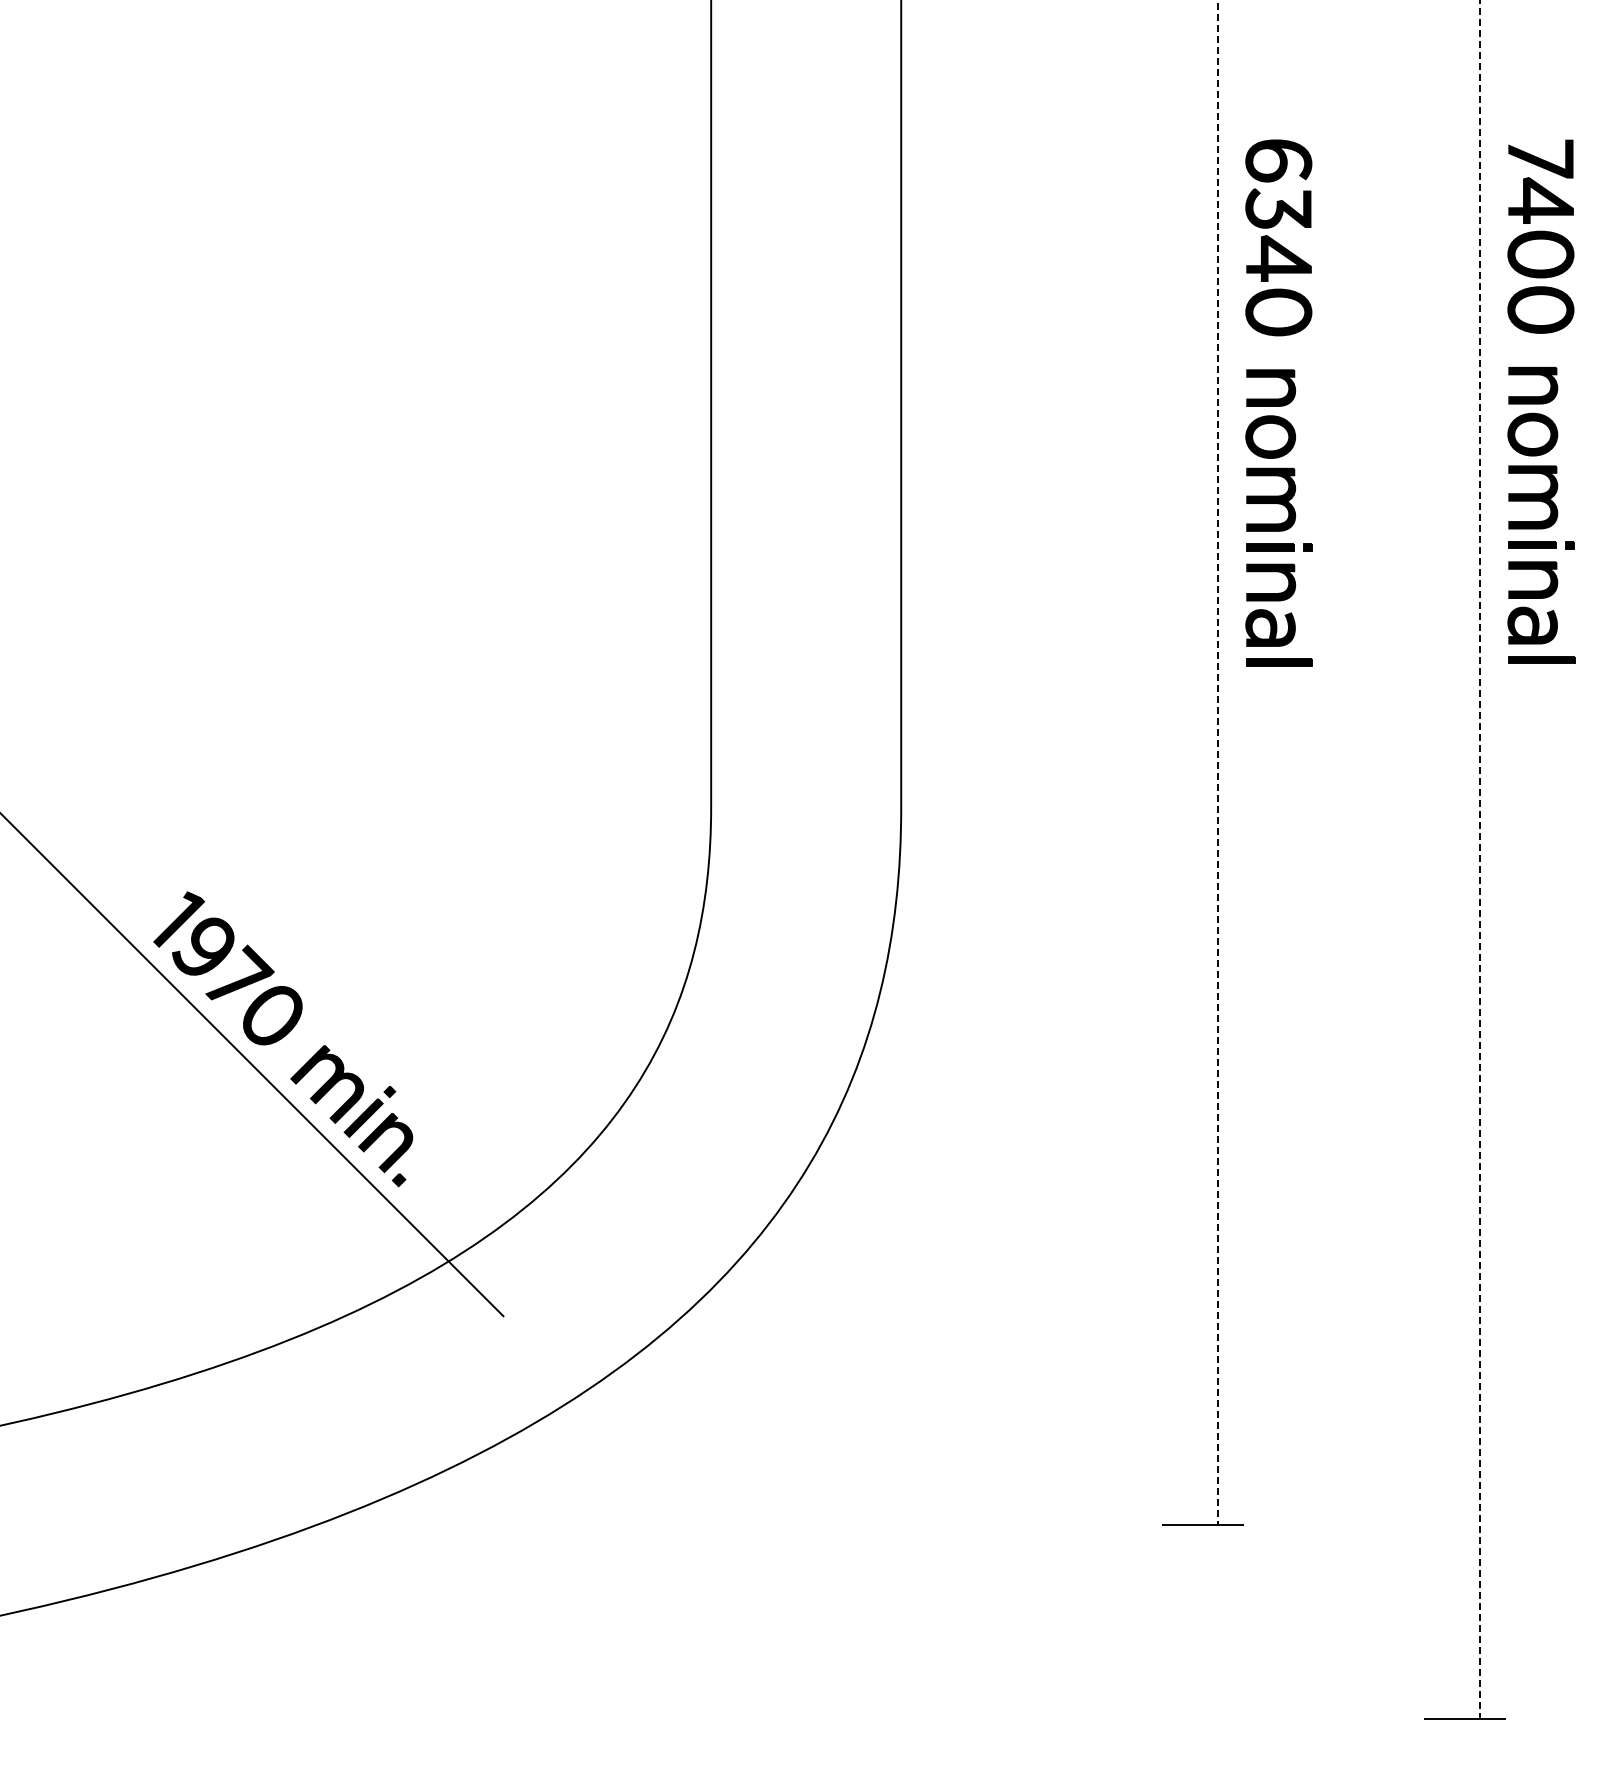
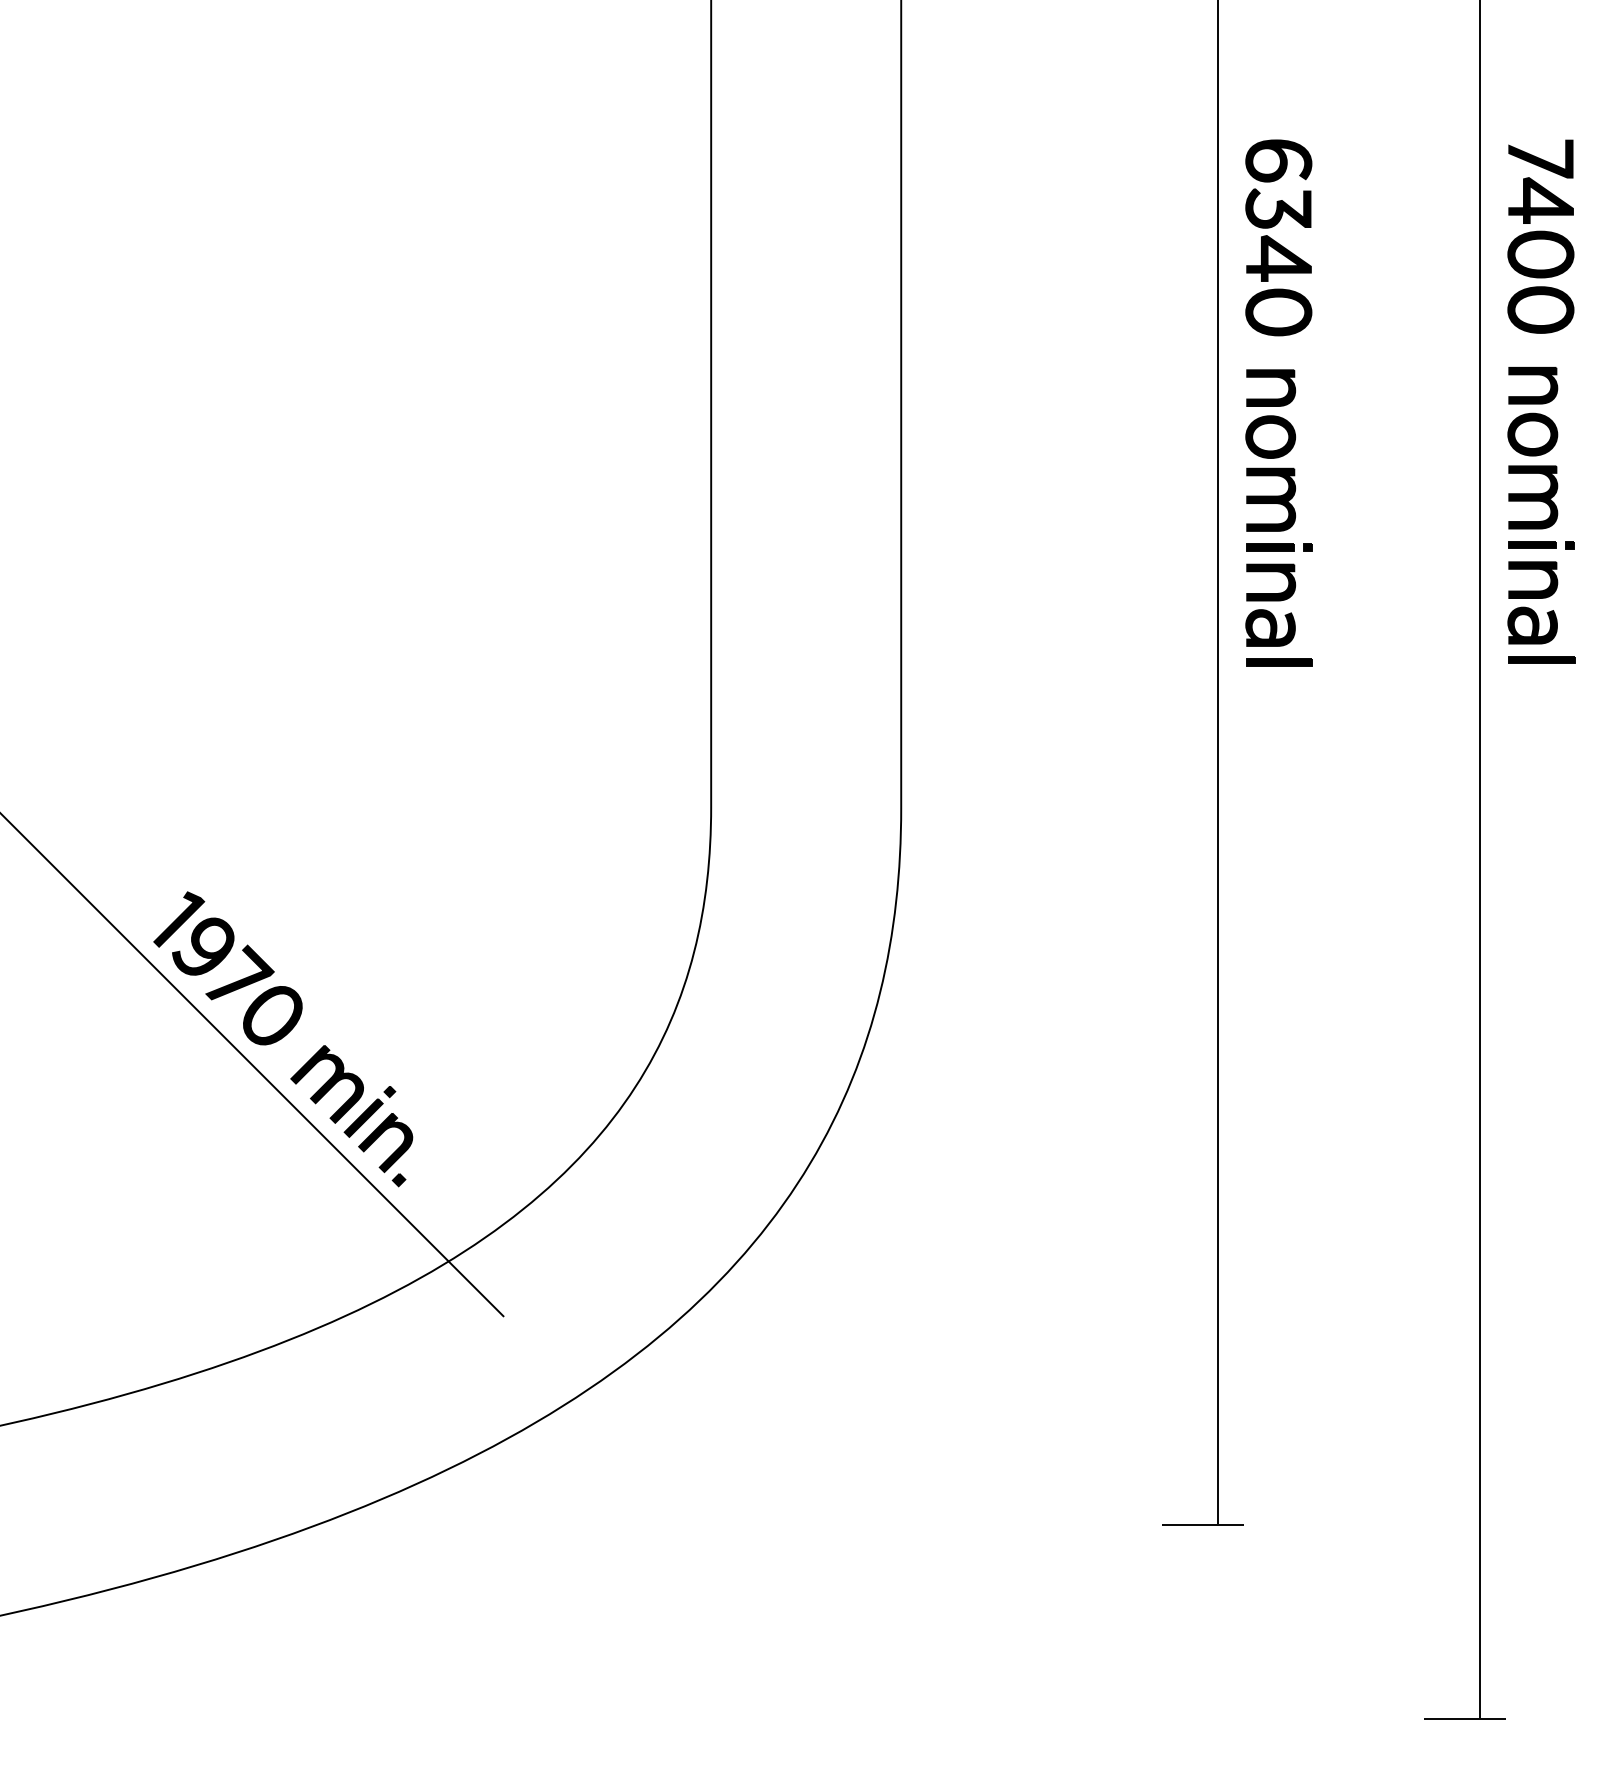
line: dashed -> solid (1218, 762)
line: dashed -> solid (1480, 858)
